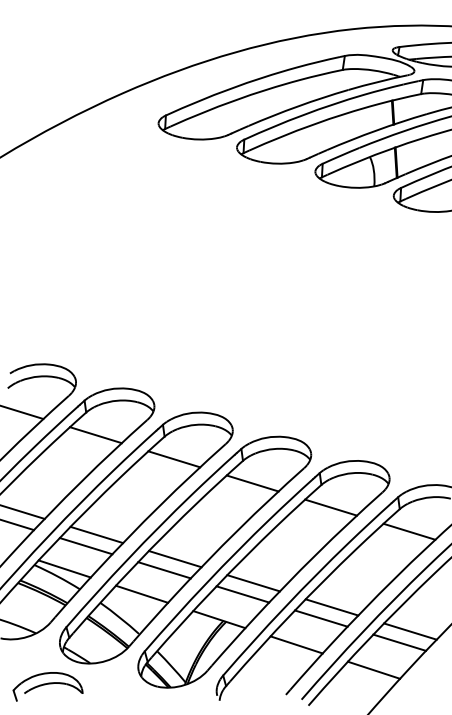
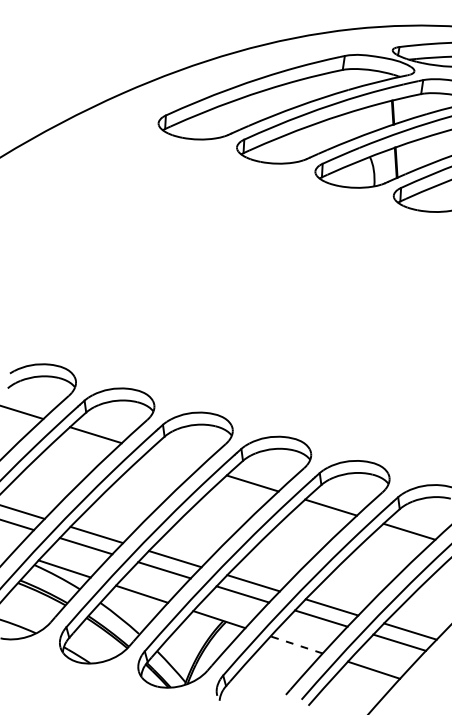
line: present -> none (174, 459)
line: solid -> dashed (296, 644)
part: present -> none (47, 686)
